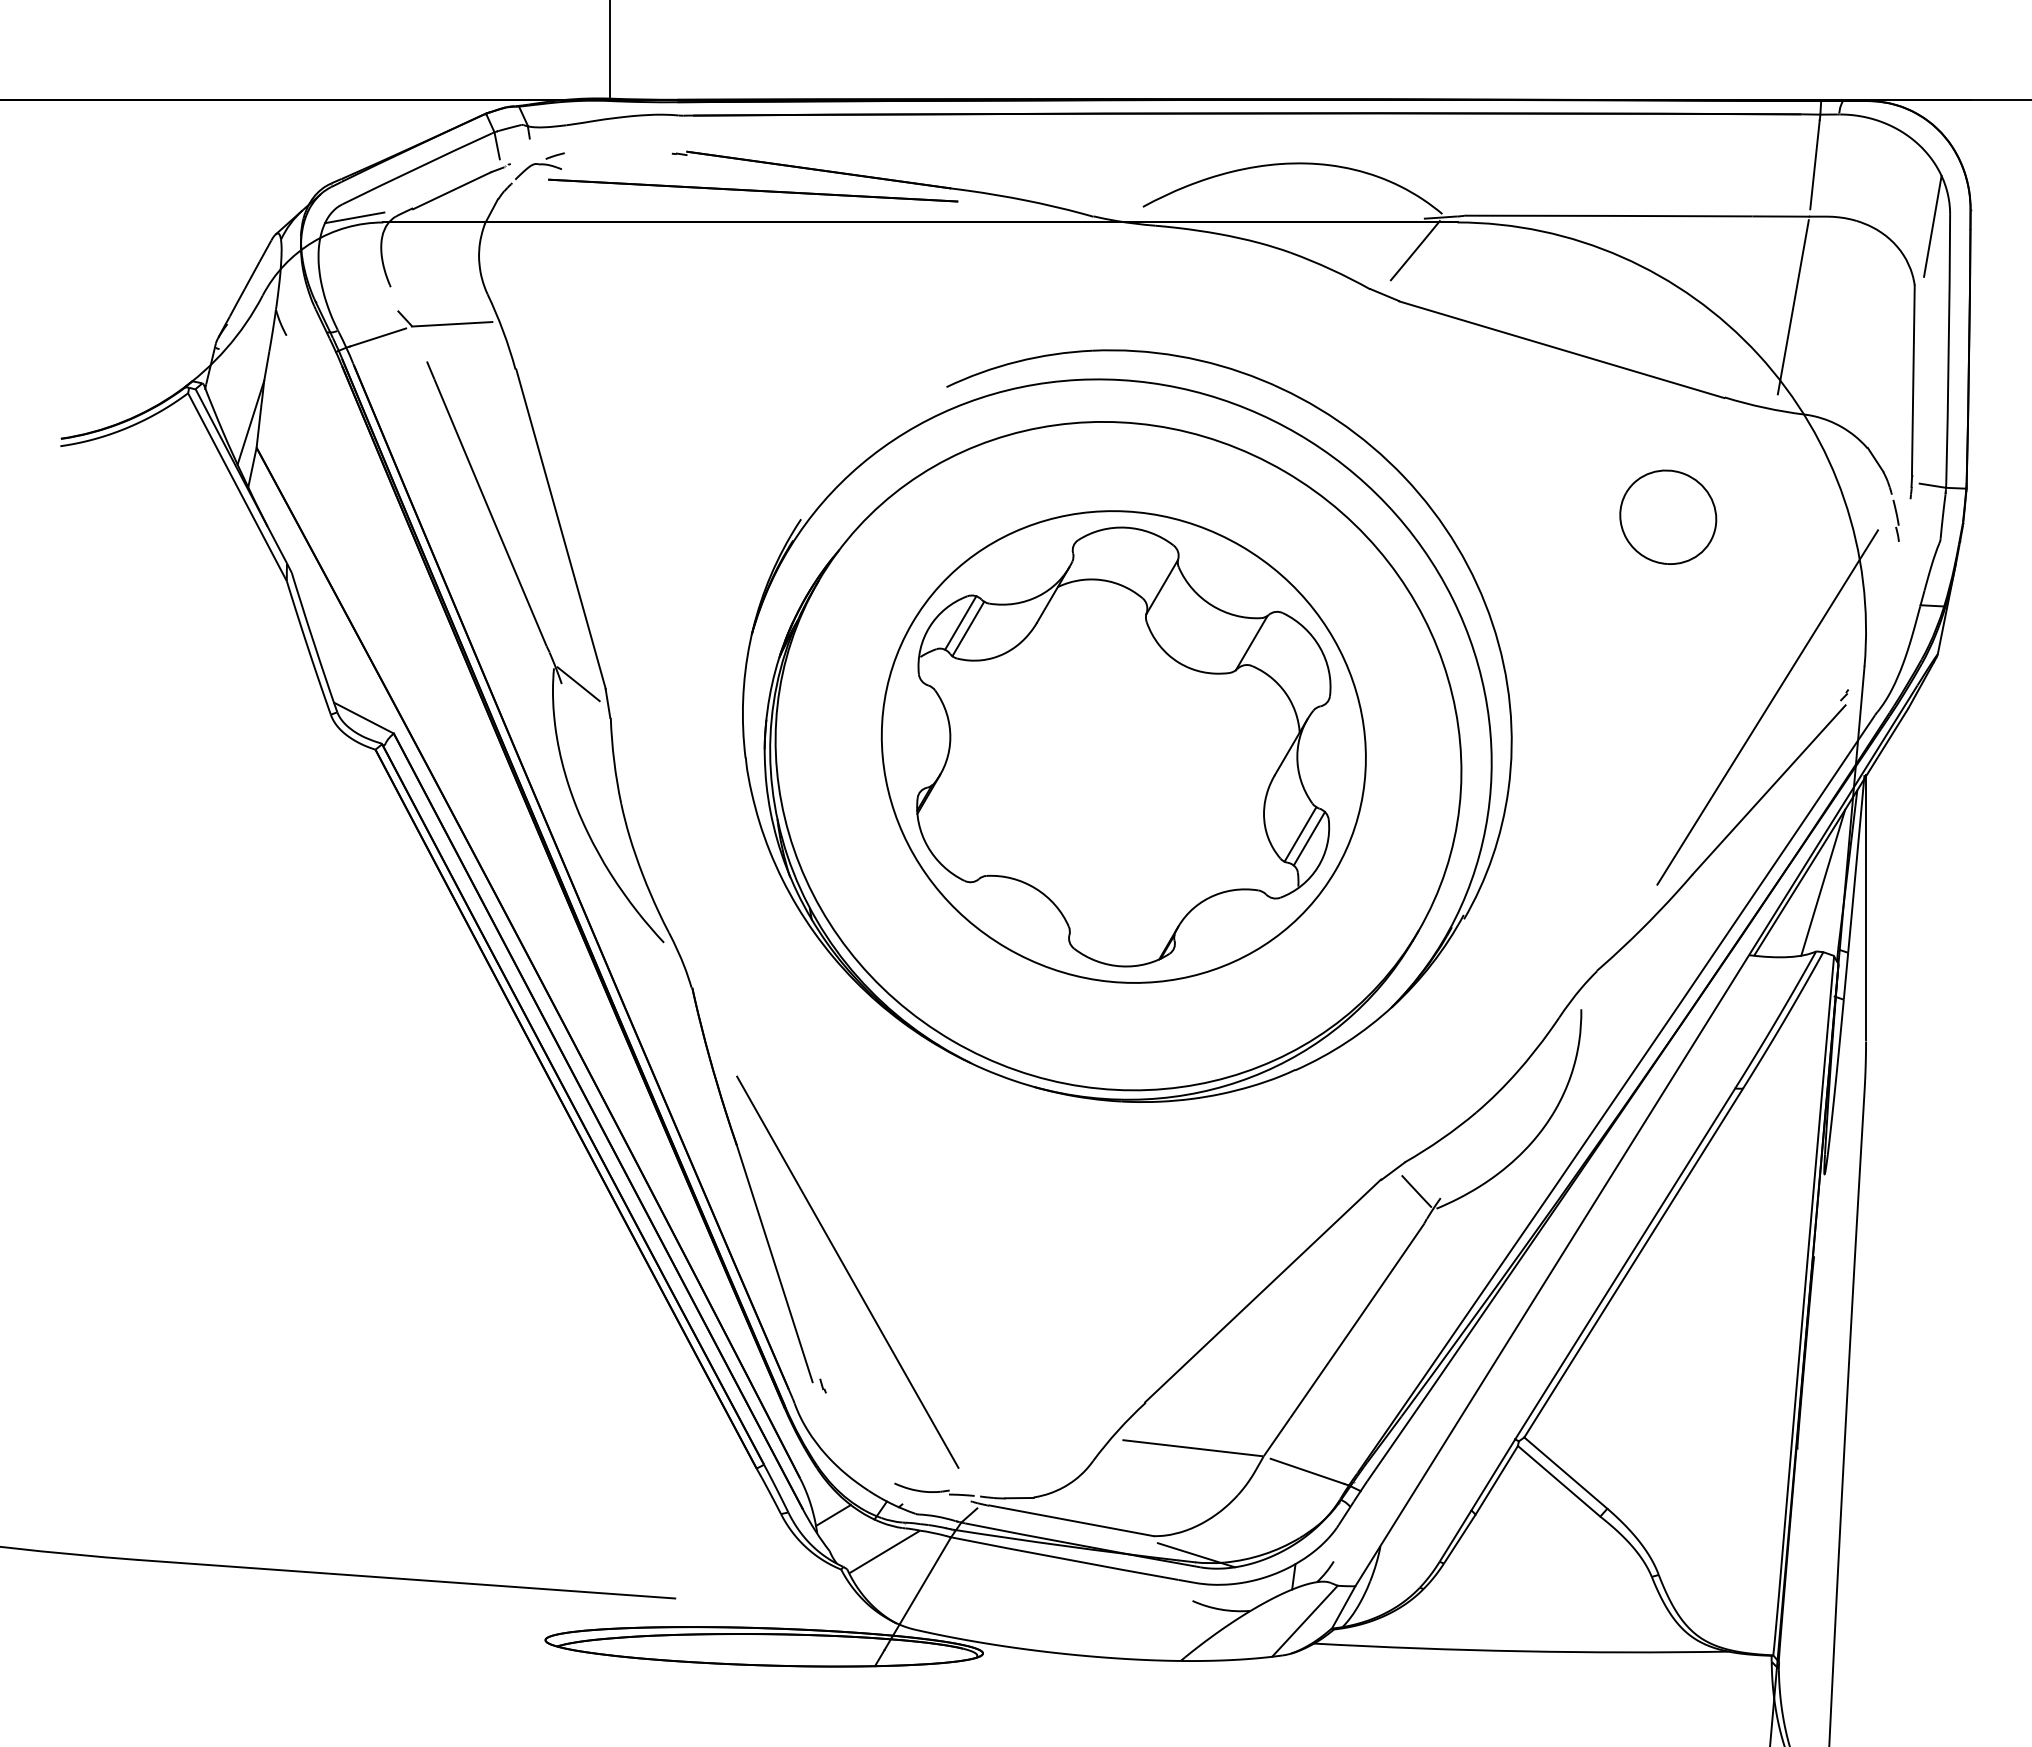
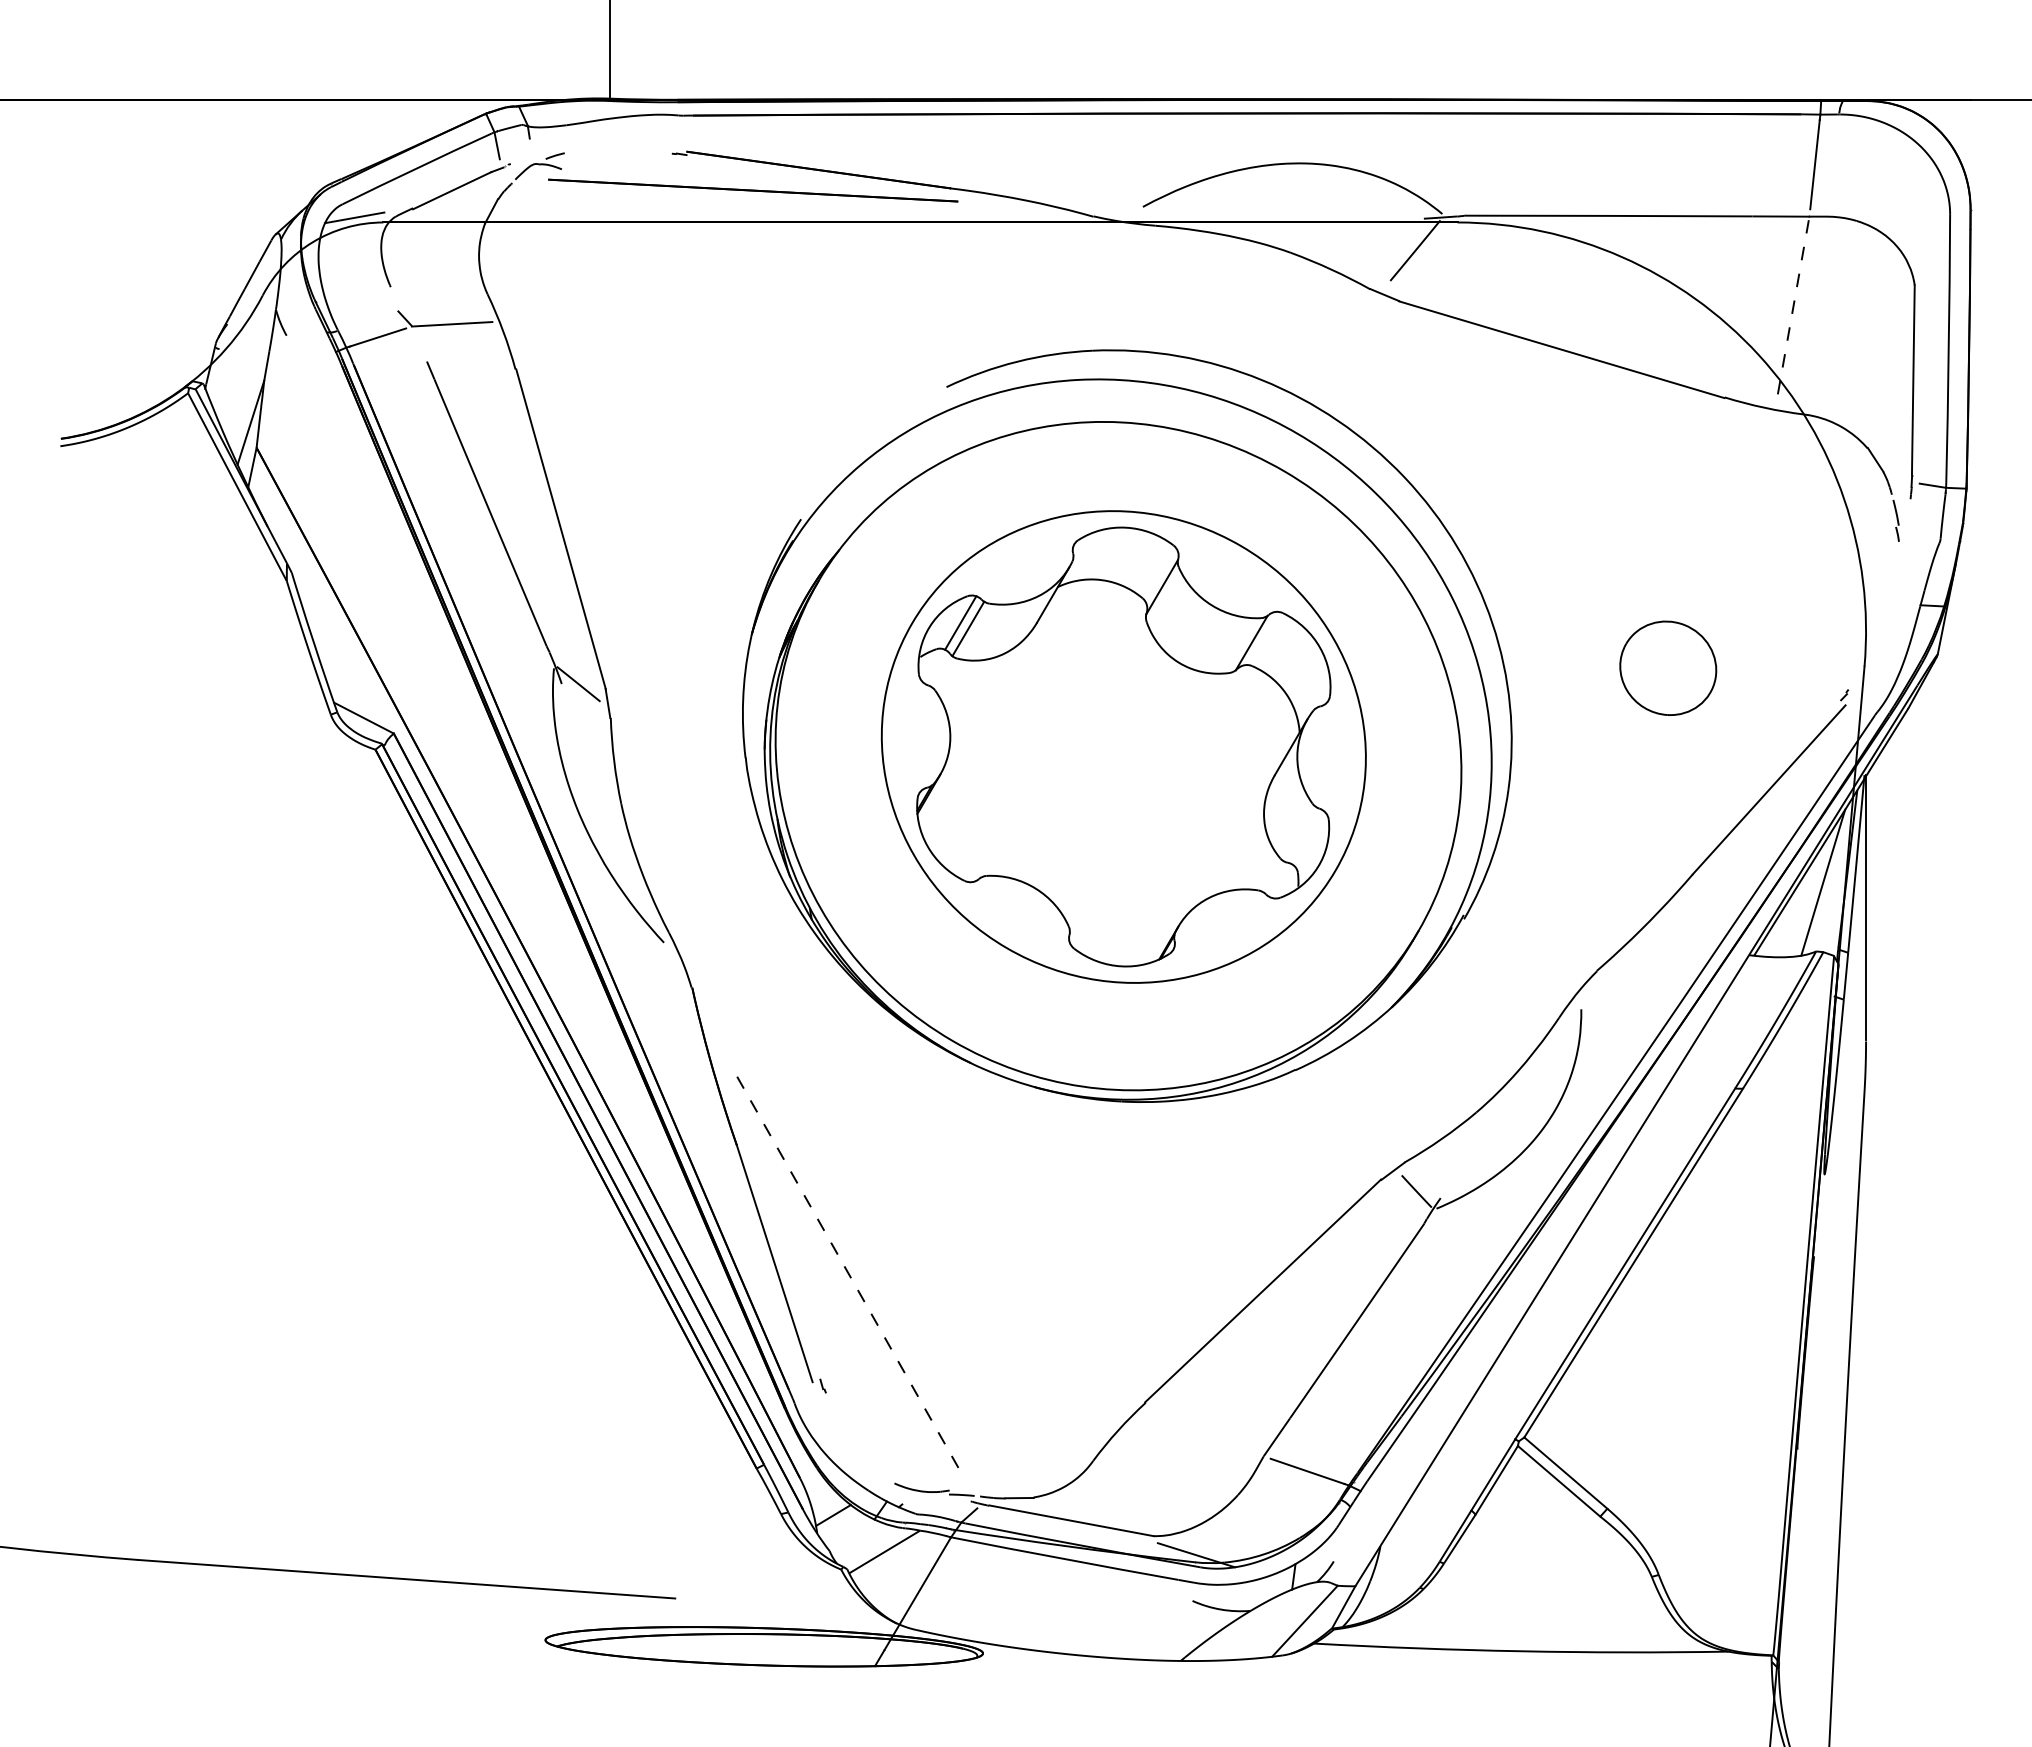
line: present -> none (1932, 225)
line: solid -> dashed (1793, 306)
part position: (1668, 516) -> (1668, 667) (1668, 667)
line: present -> none (1767, 707)
line: present -> none (1300, 834)
line: present -> none (1309, 838)
line: solid -> dashed (847, 1272)
line: present -> none (1192, 1448)
